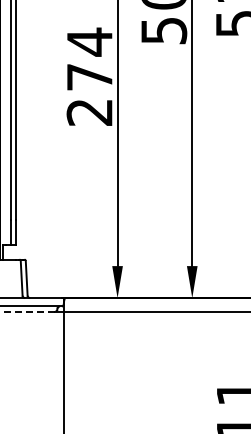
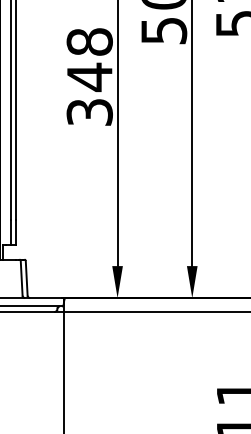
text: 274 -> 348 (89, 76)
line: dashed -> solid (27, 311)
